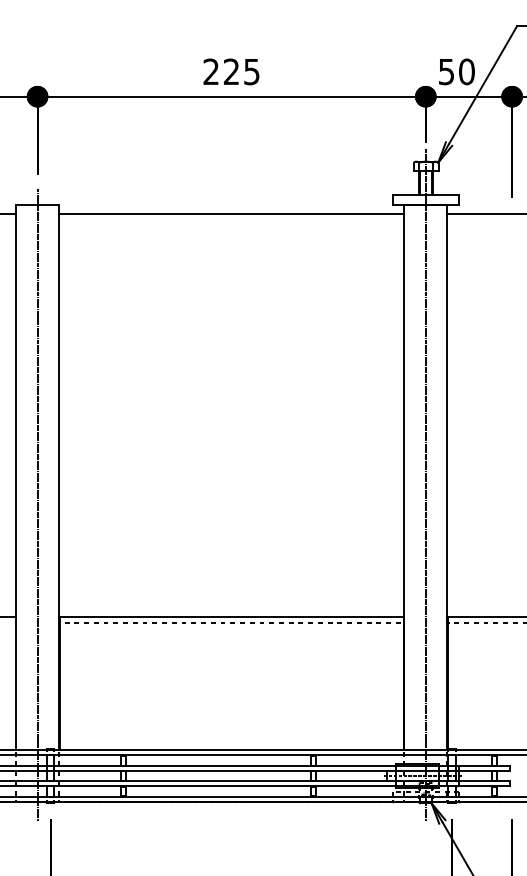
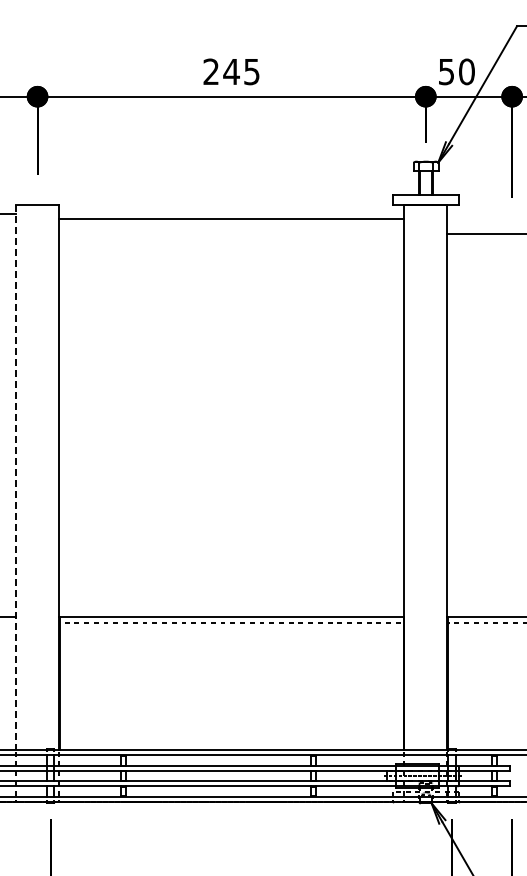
text: 225 -> 245 (231, 71)
line position: (231, 213) -> (231, 218) (231, 218)
line position: (485, 213) -> (485, 233) (485, 233)
line: solid -> dashed (16, 478)
line: present -> none (425, 484)
line: present -> none (37, 504)
